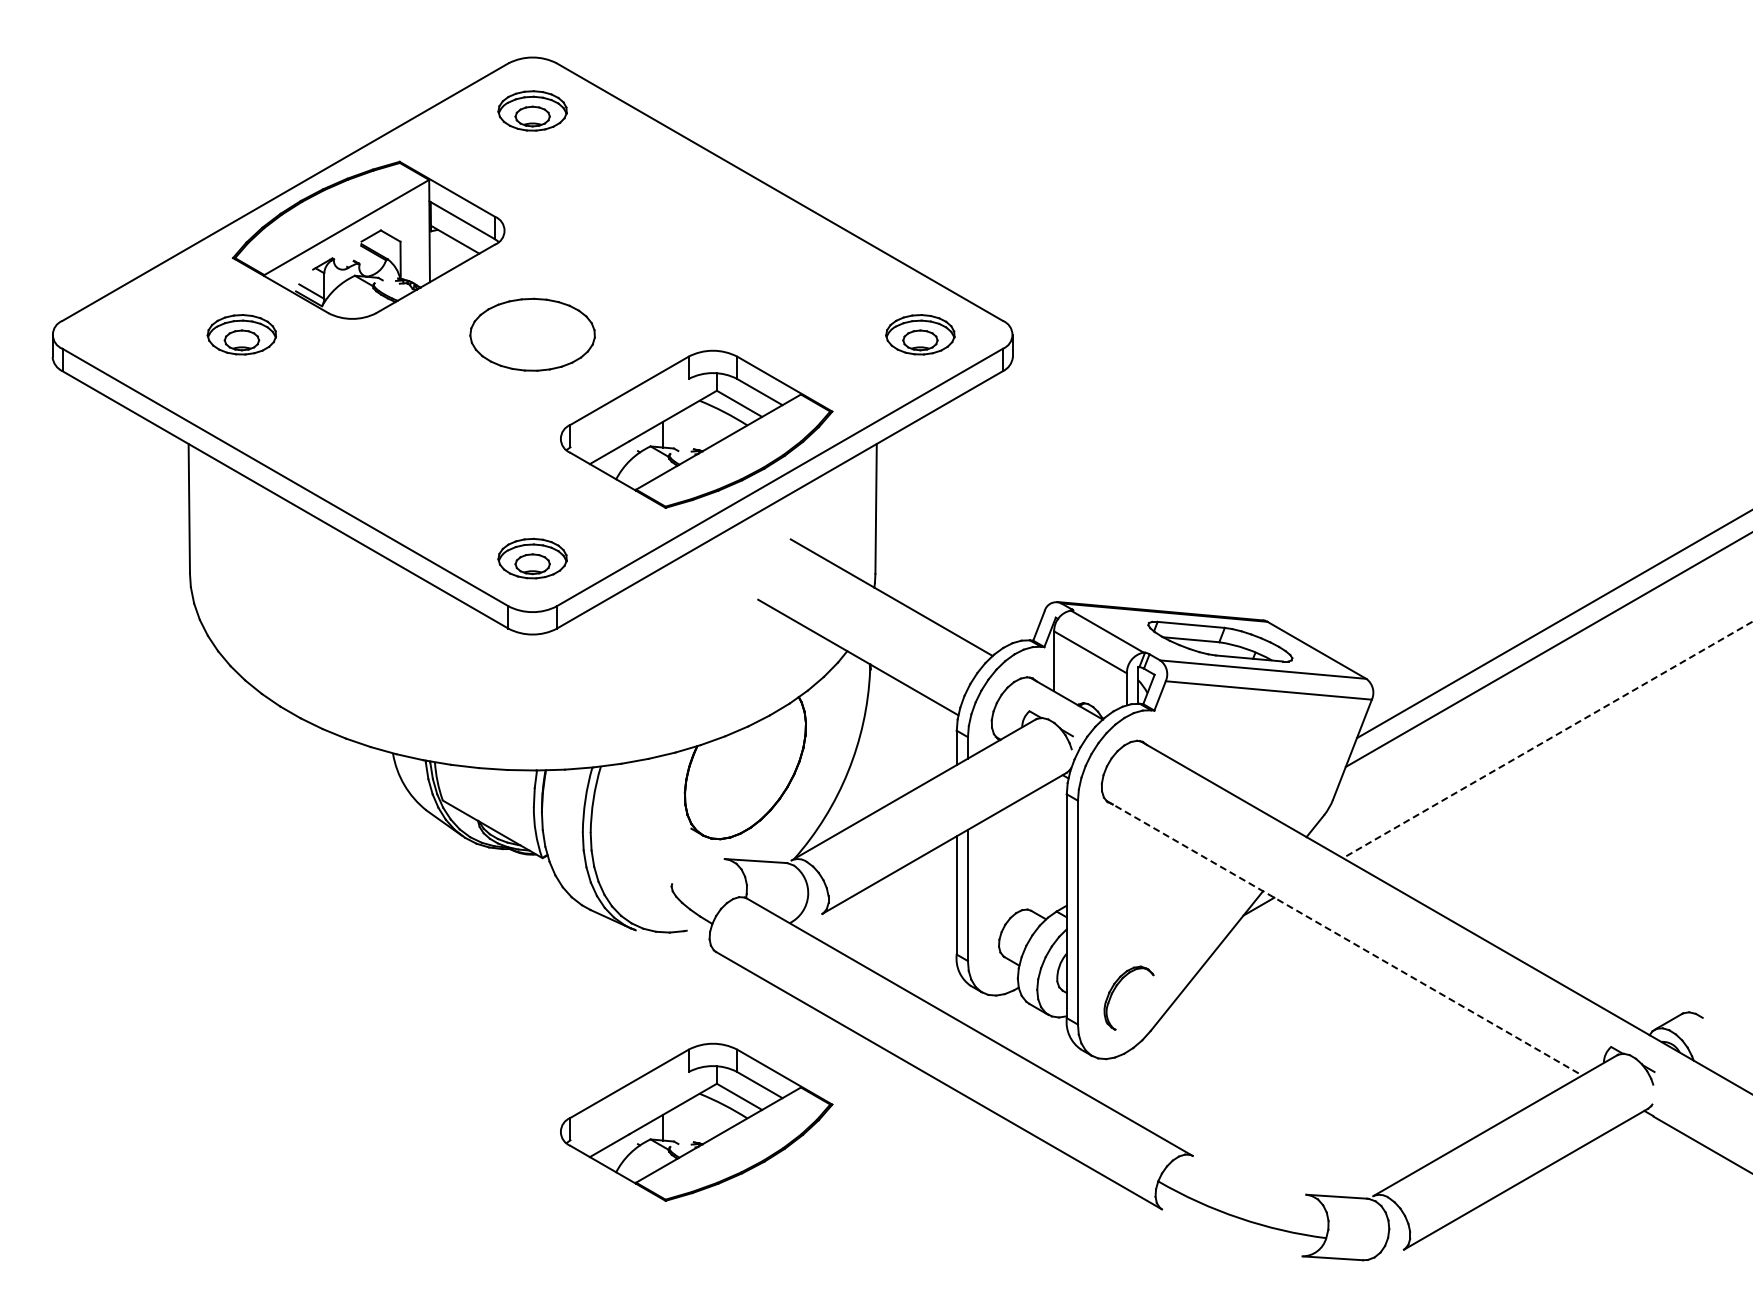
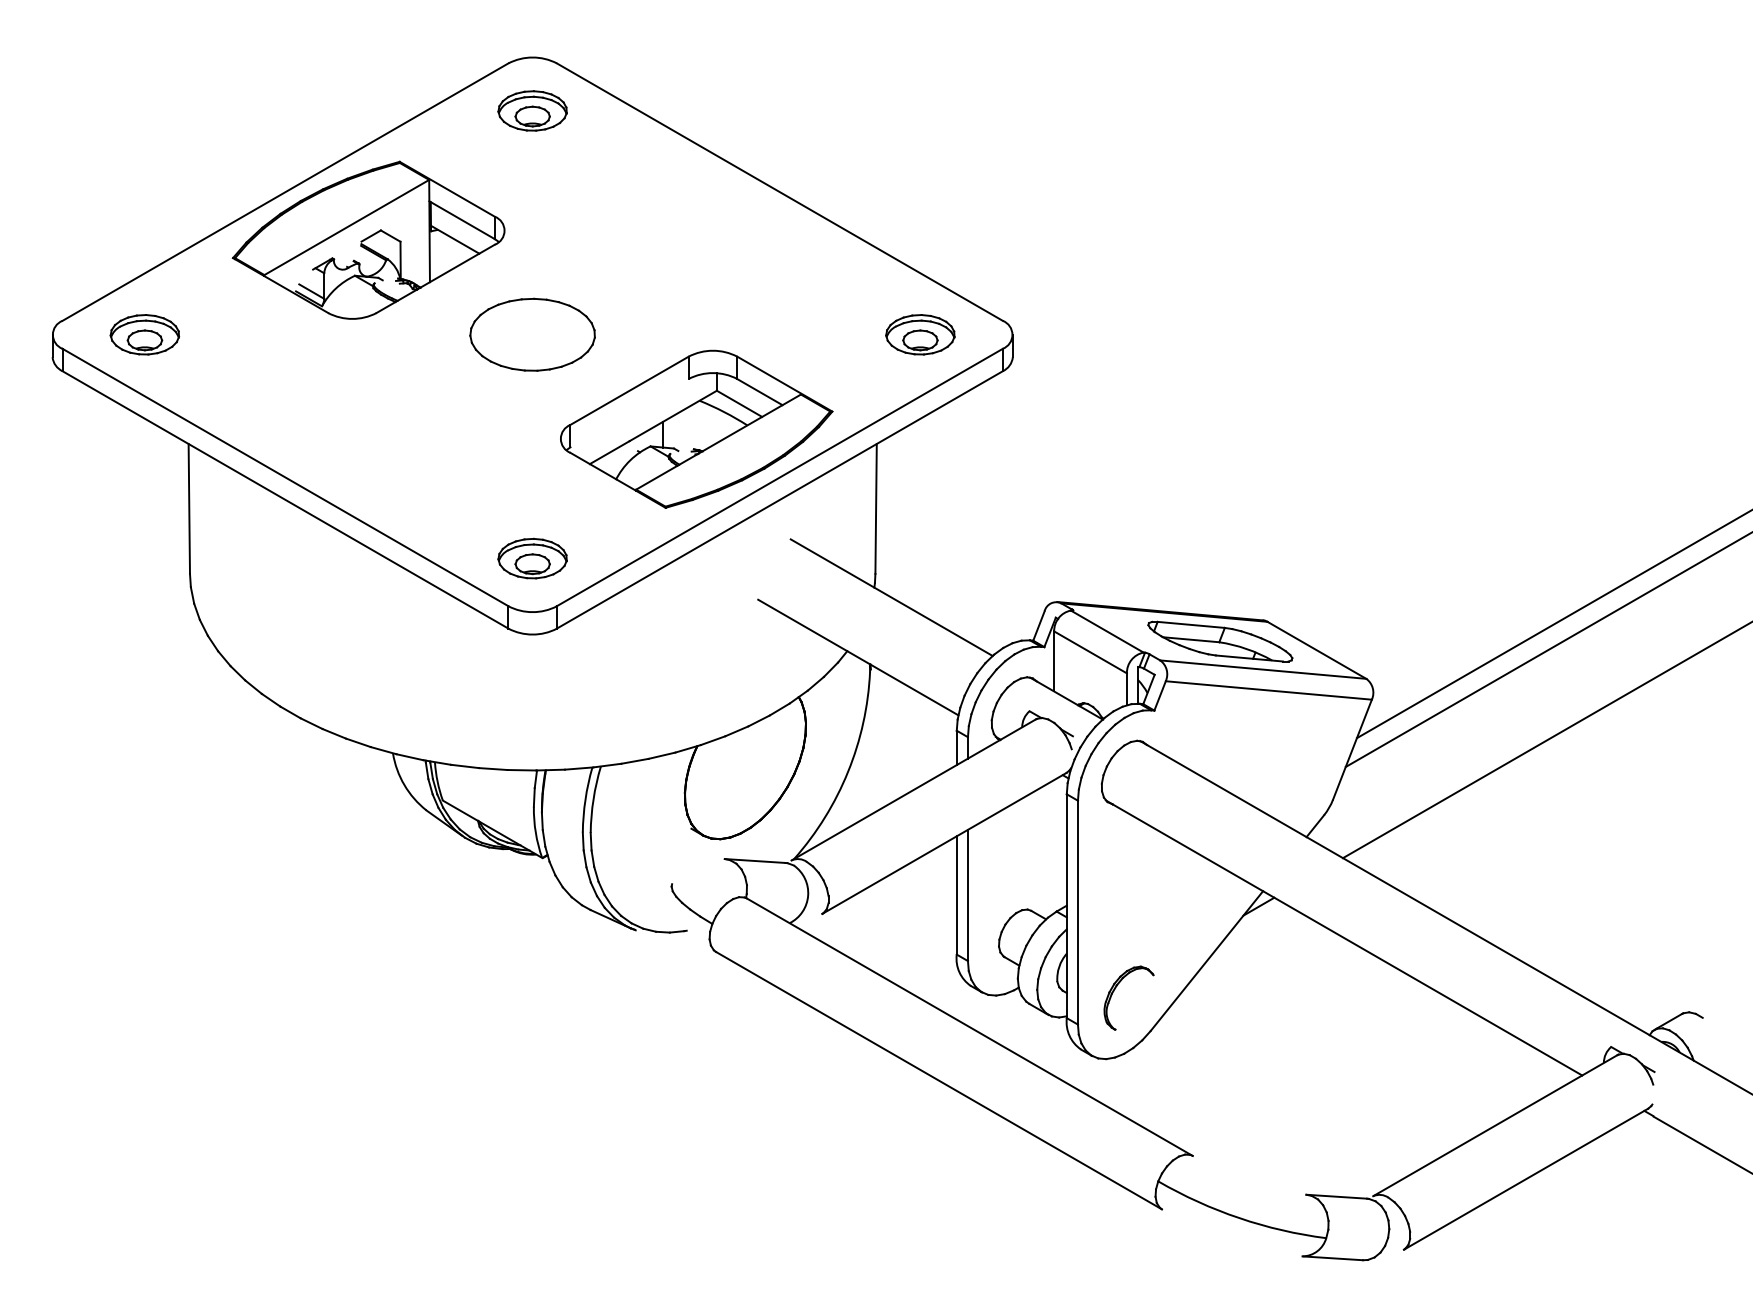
part position: (241, 334) -> (144, 334) (144, 334)
line: dashed -> solid (1547, 740)
line: dashed -> solid (1344, 938)
part: present -> none (696, 1121)
